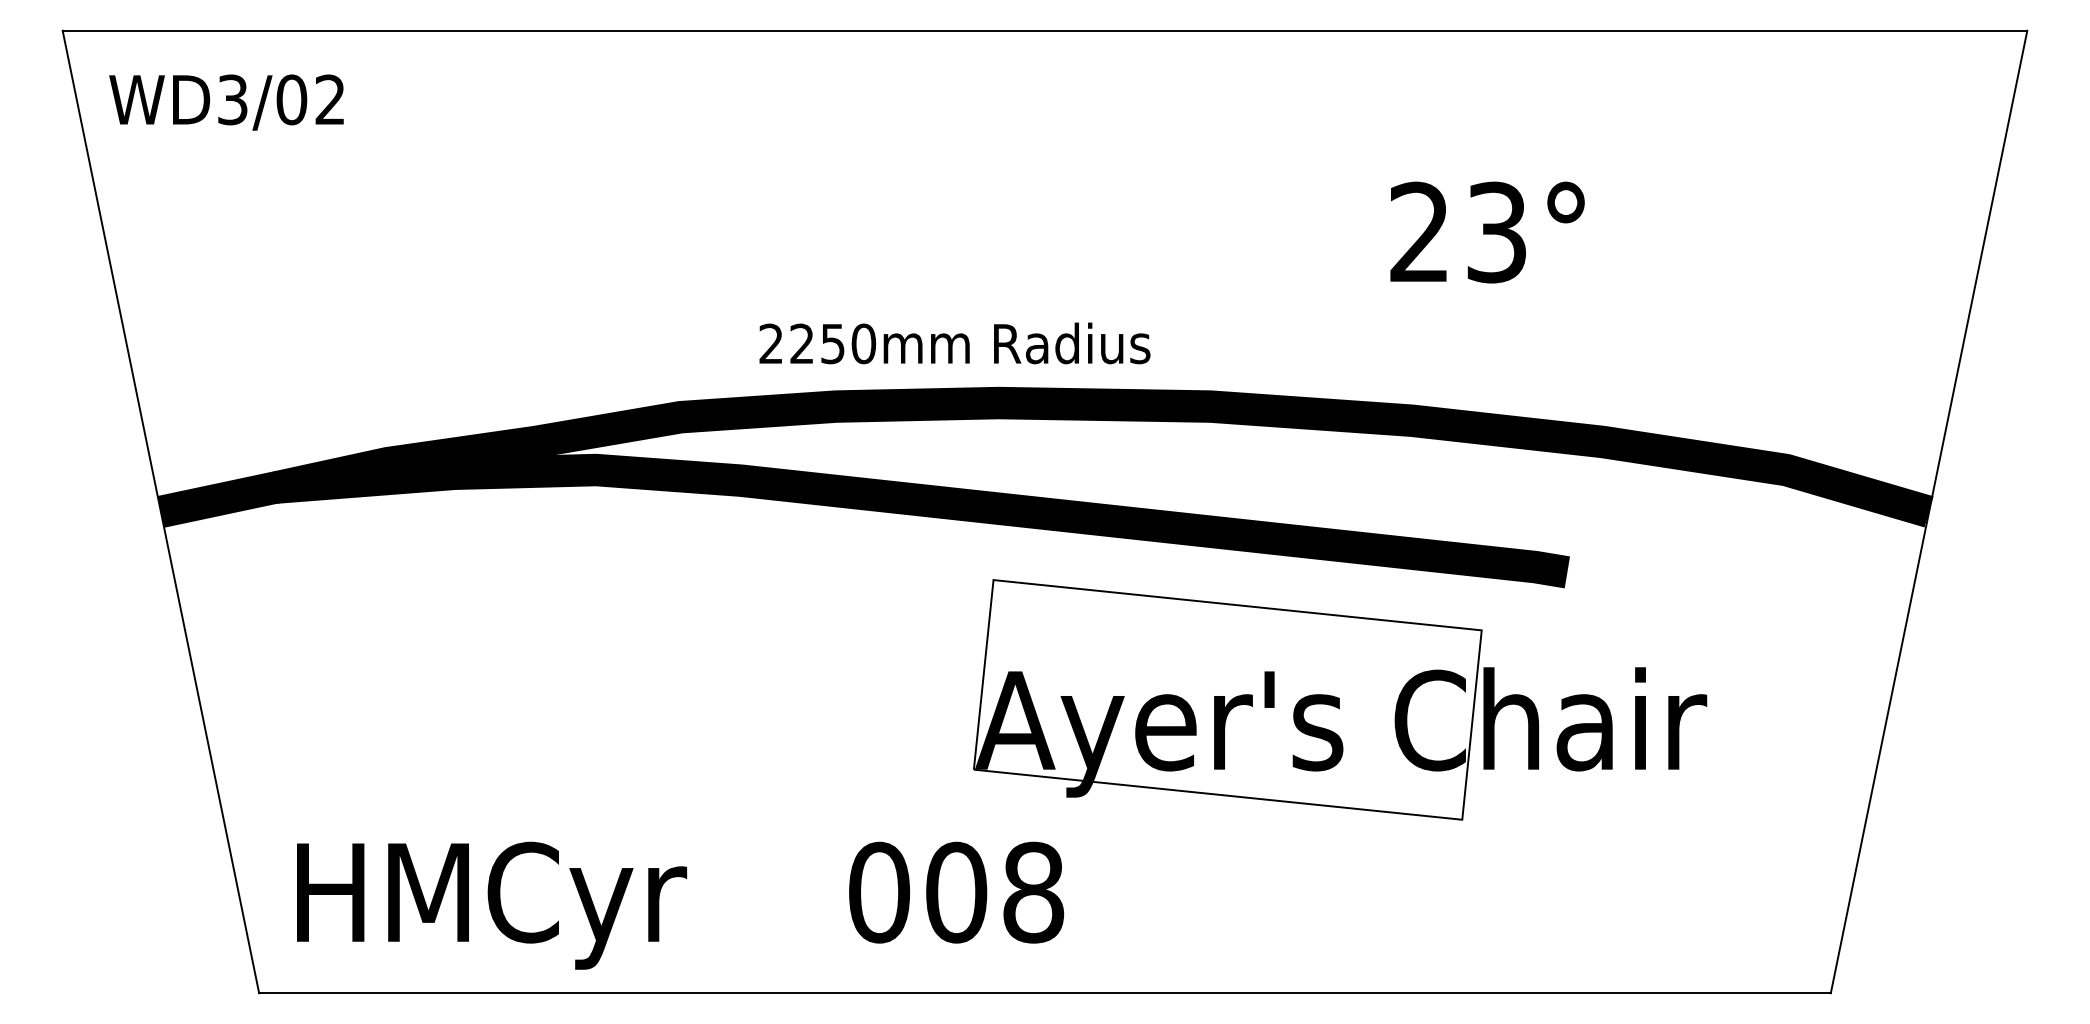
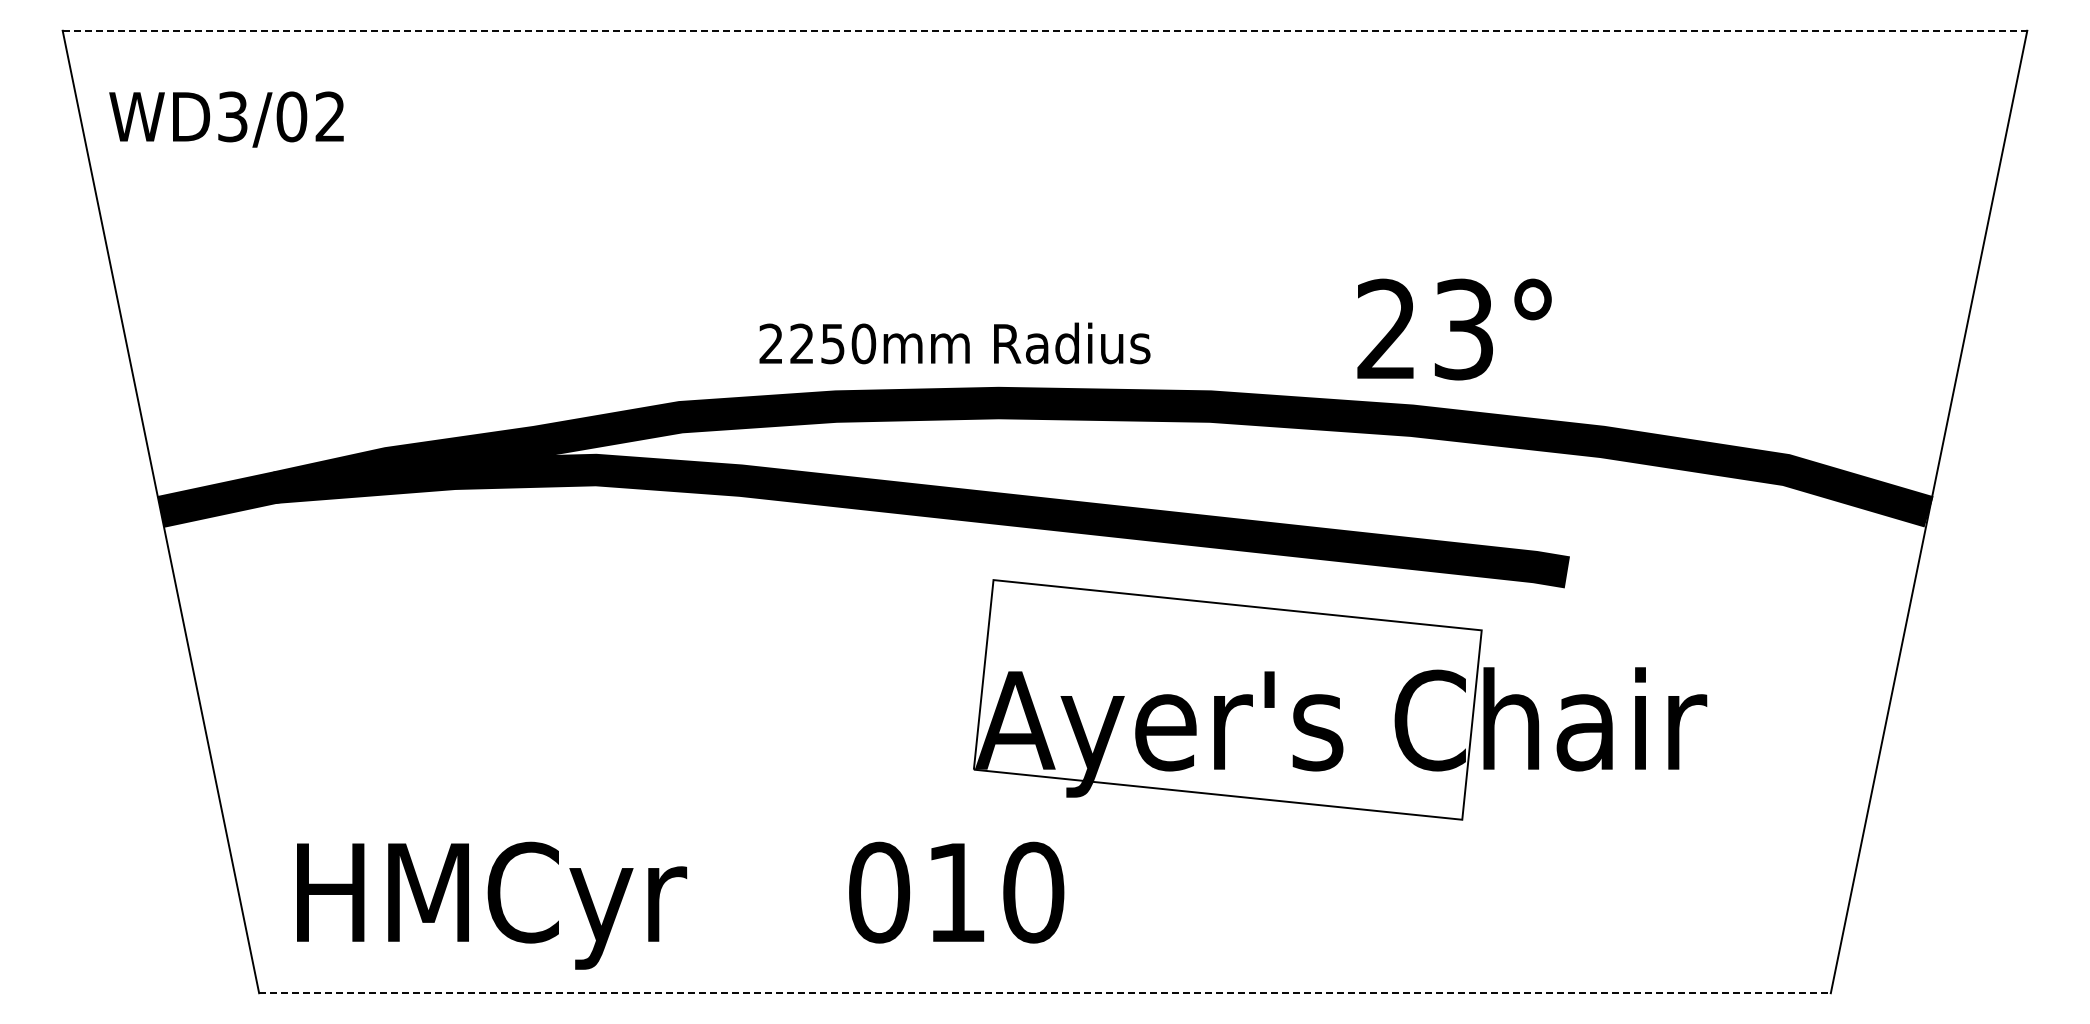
line: solid -> dashed (1045, 30)
text position: (226, 102) -> (226, 119) (226, 119)
text position: (1487, 232) -> (1454, 329) (1454, 329)
text: 008 -> 010 (995, 892)
line: solid -> dashed (1045, 993)
